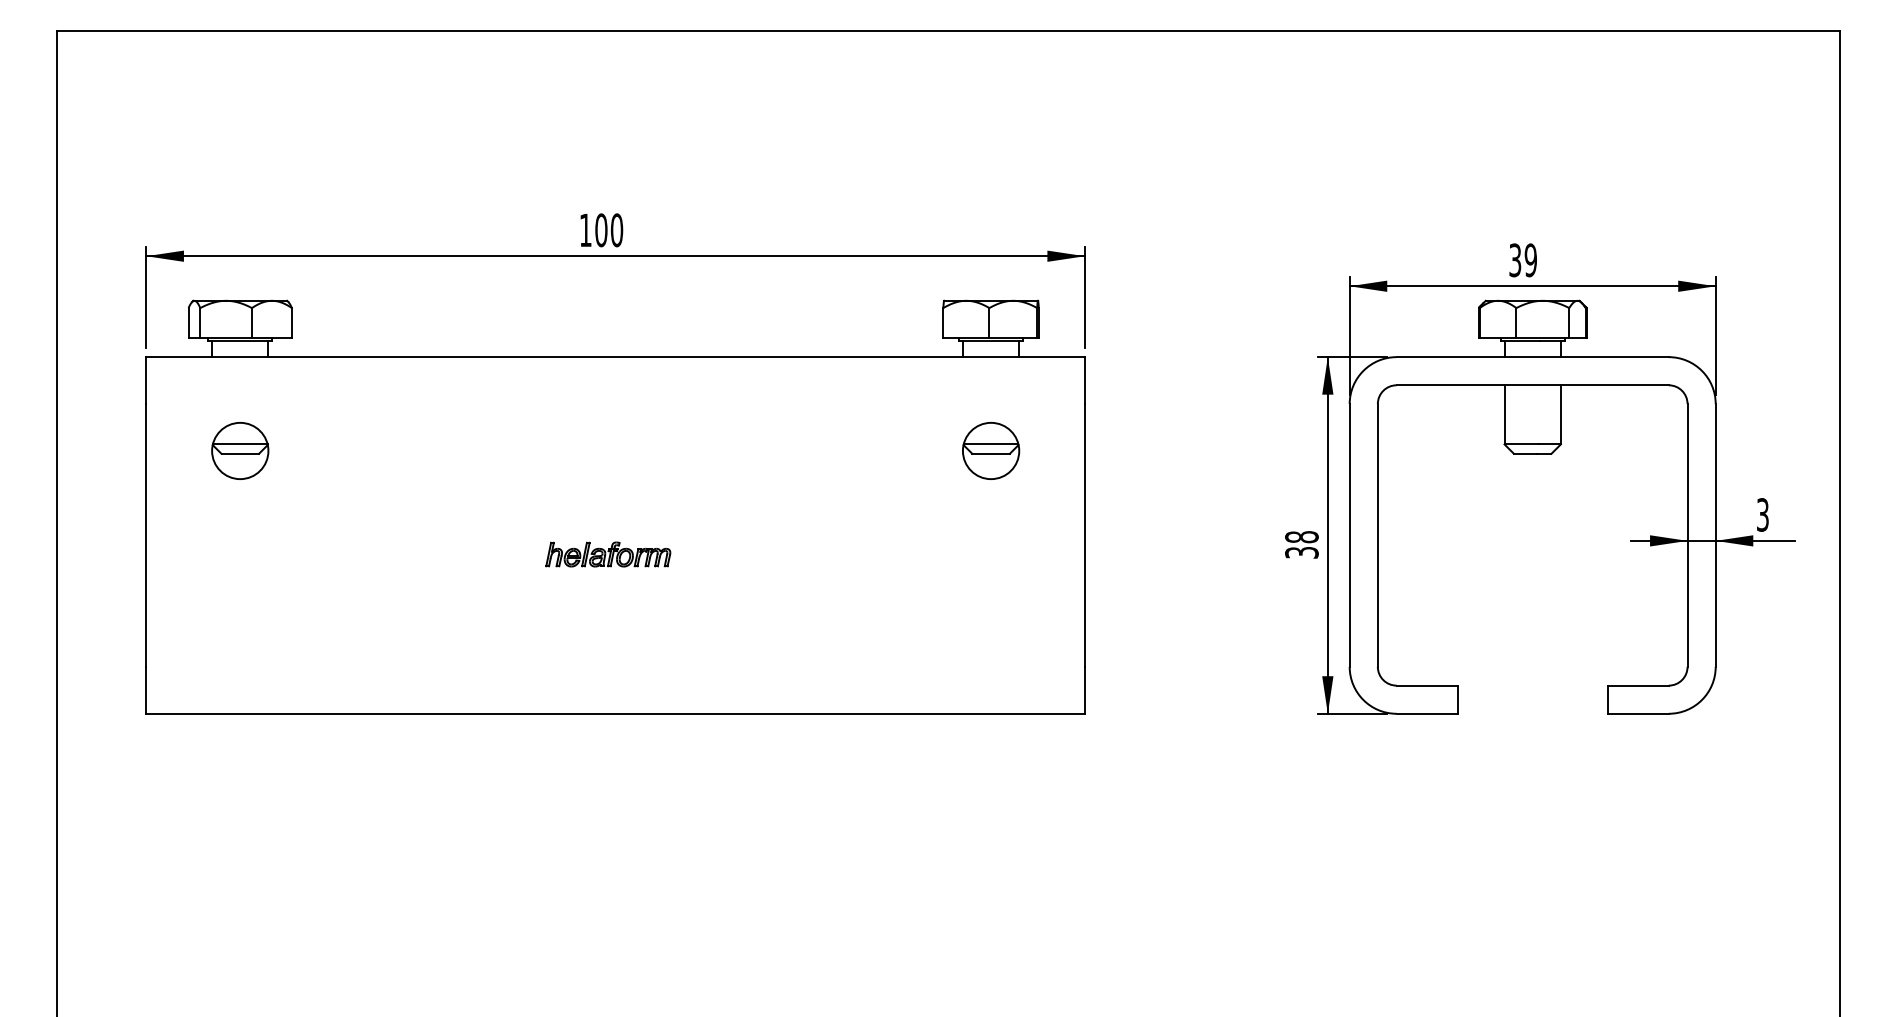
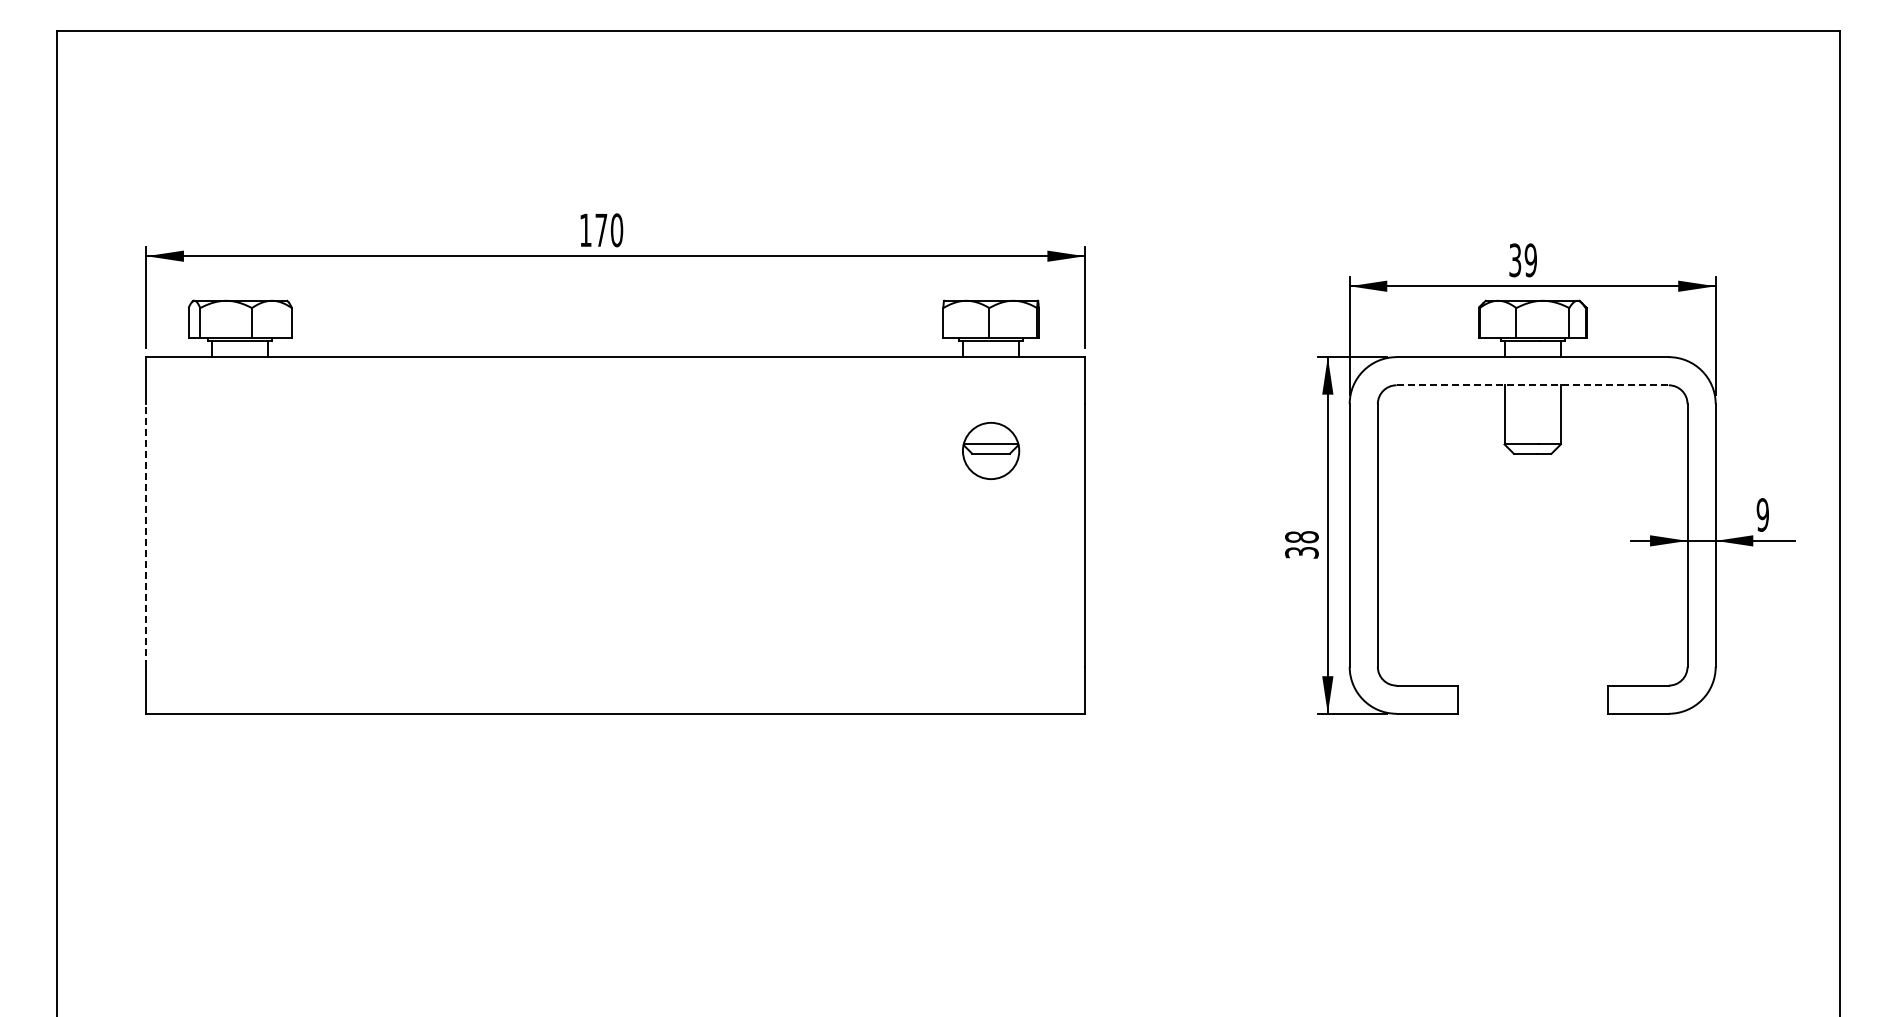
text: 100 -> 170 (601, 230)
line: solid -> dashed (1533, 385)
part: present -> none (240, 450)
text: 3 -> 9 (1762, 514)
line: solid -> dashed (146, 534)
part: present -> none (608, 554)
